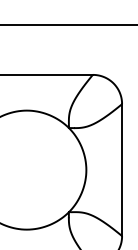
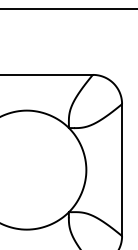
line position: (68, 24) -> (68, 8) (68, 8)
